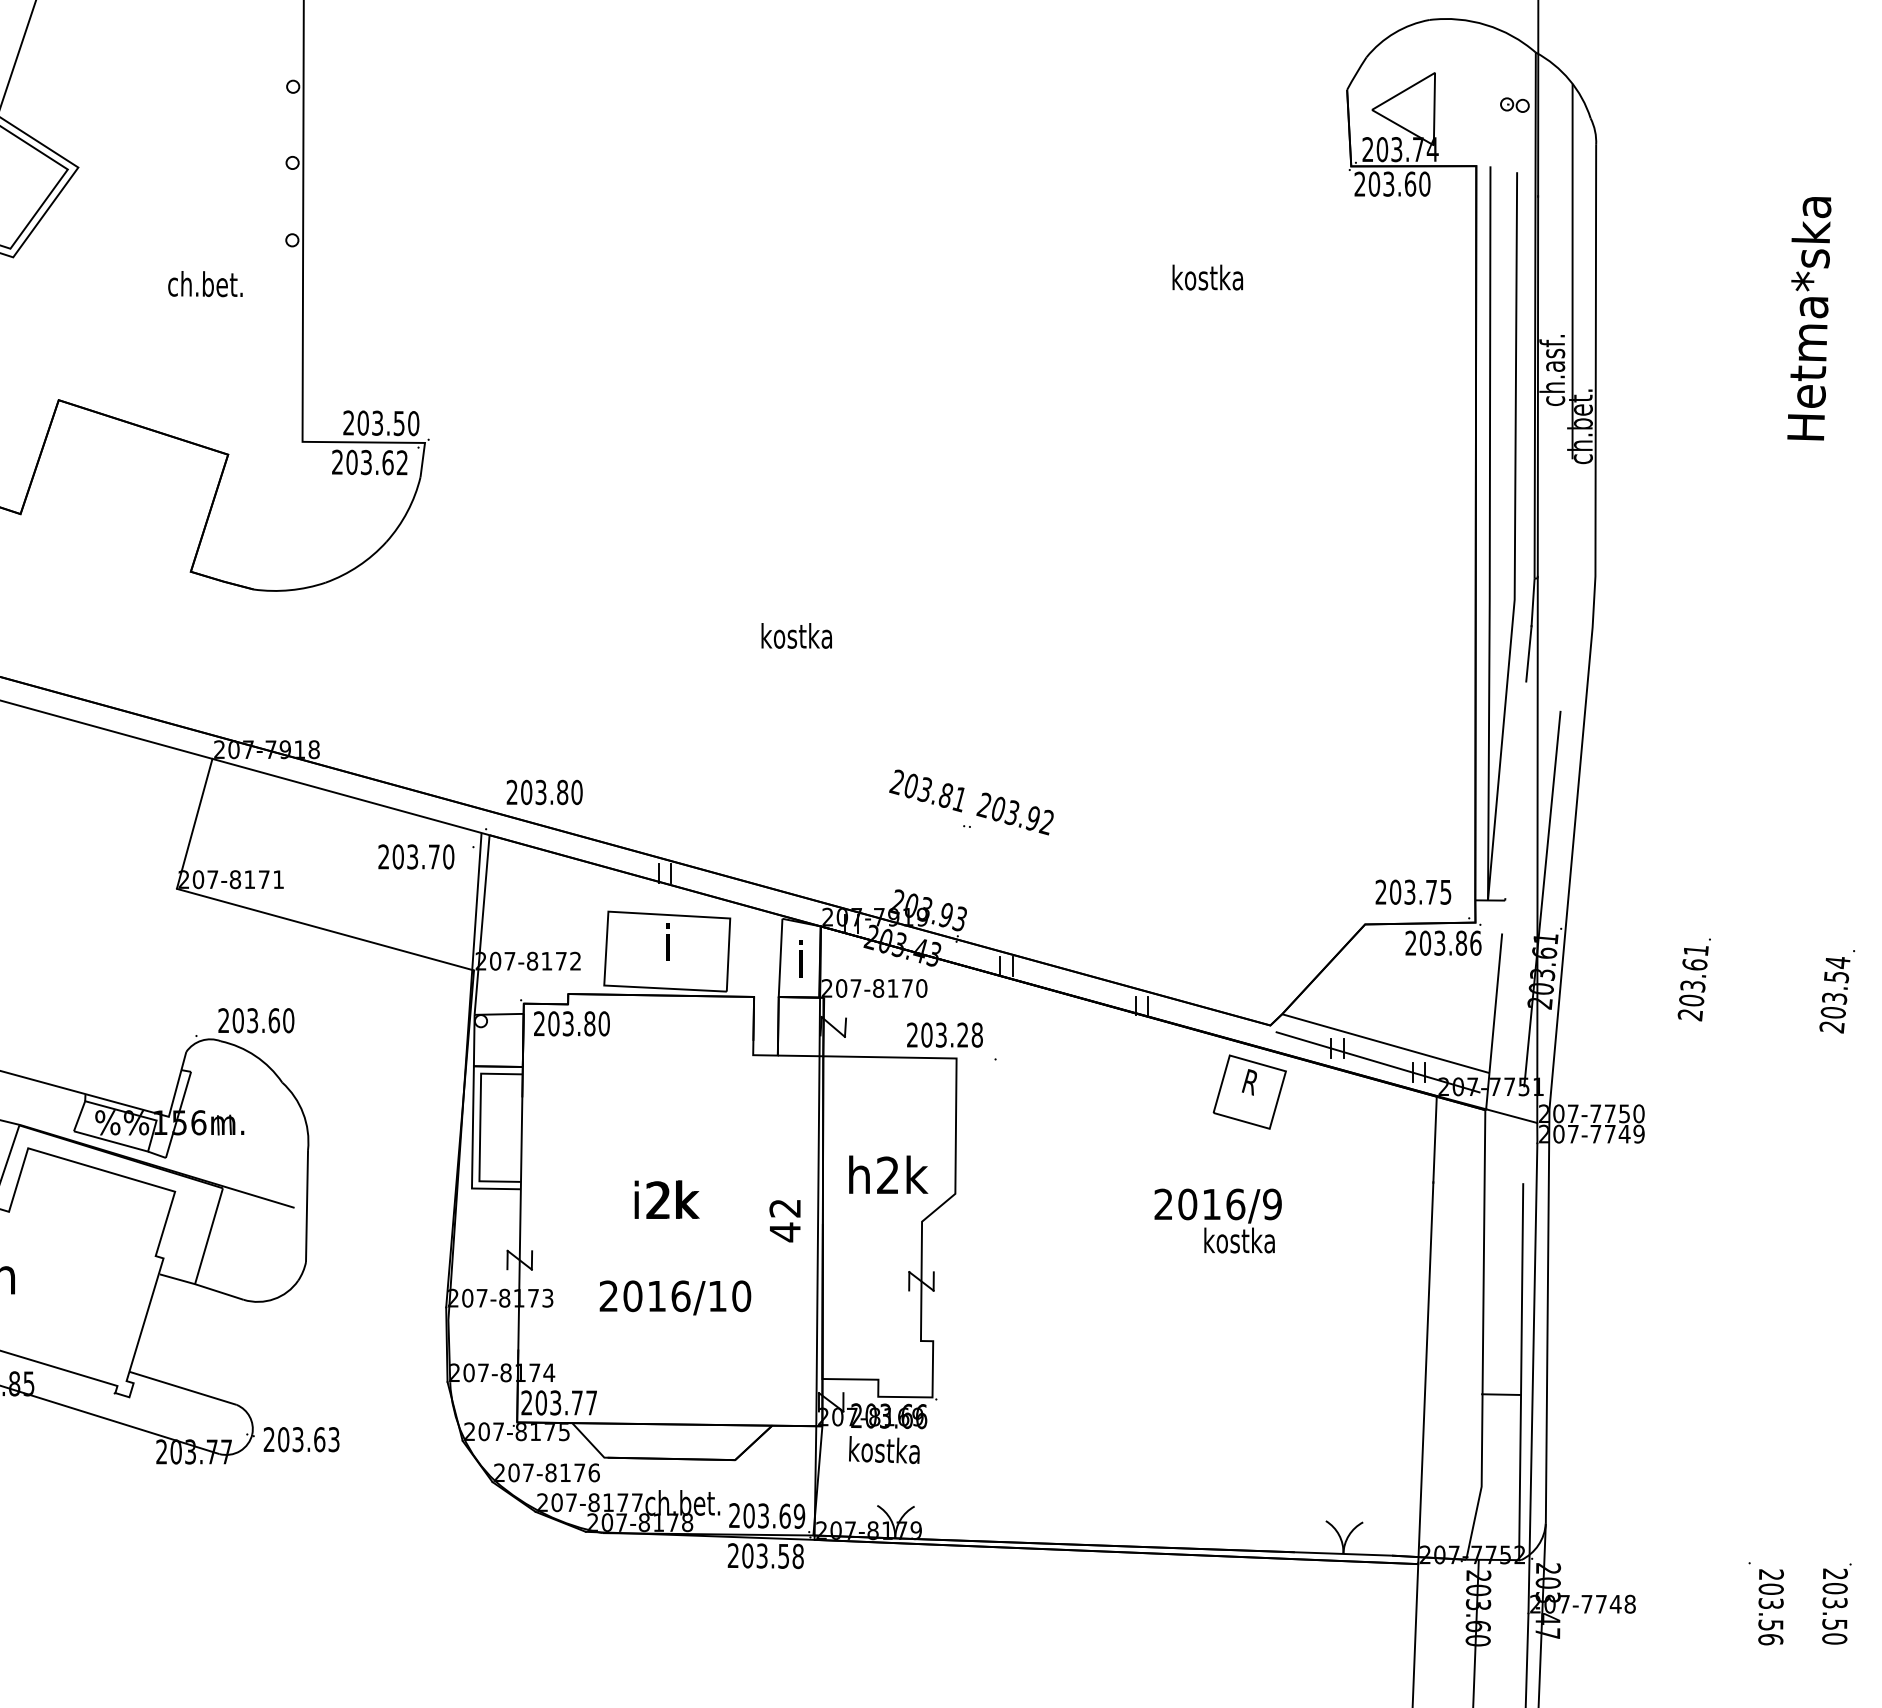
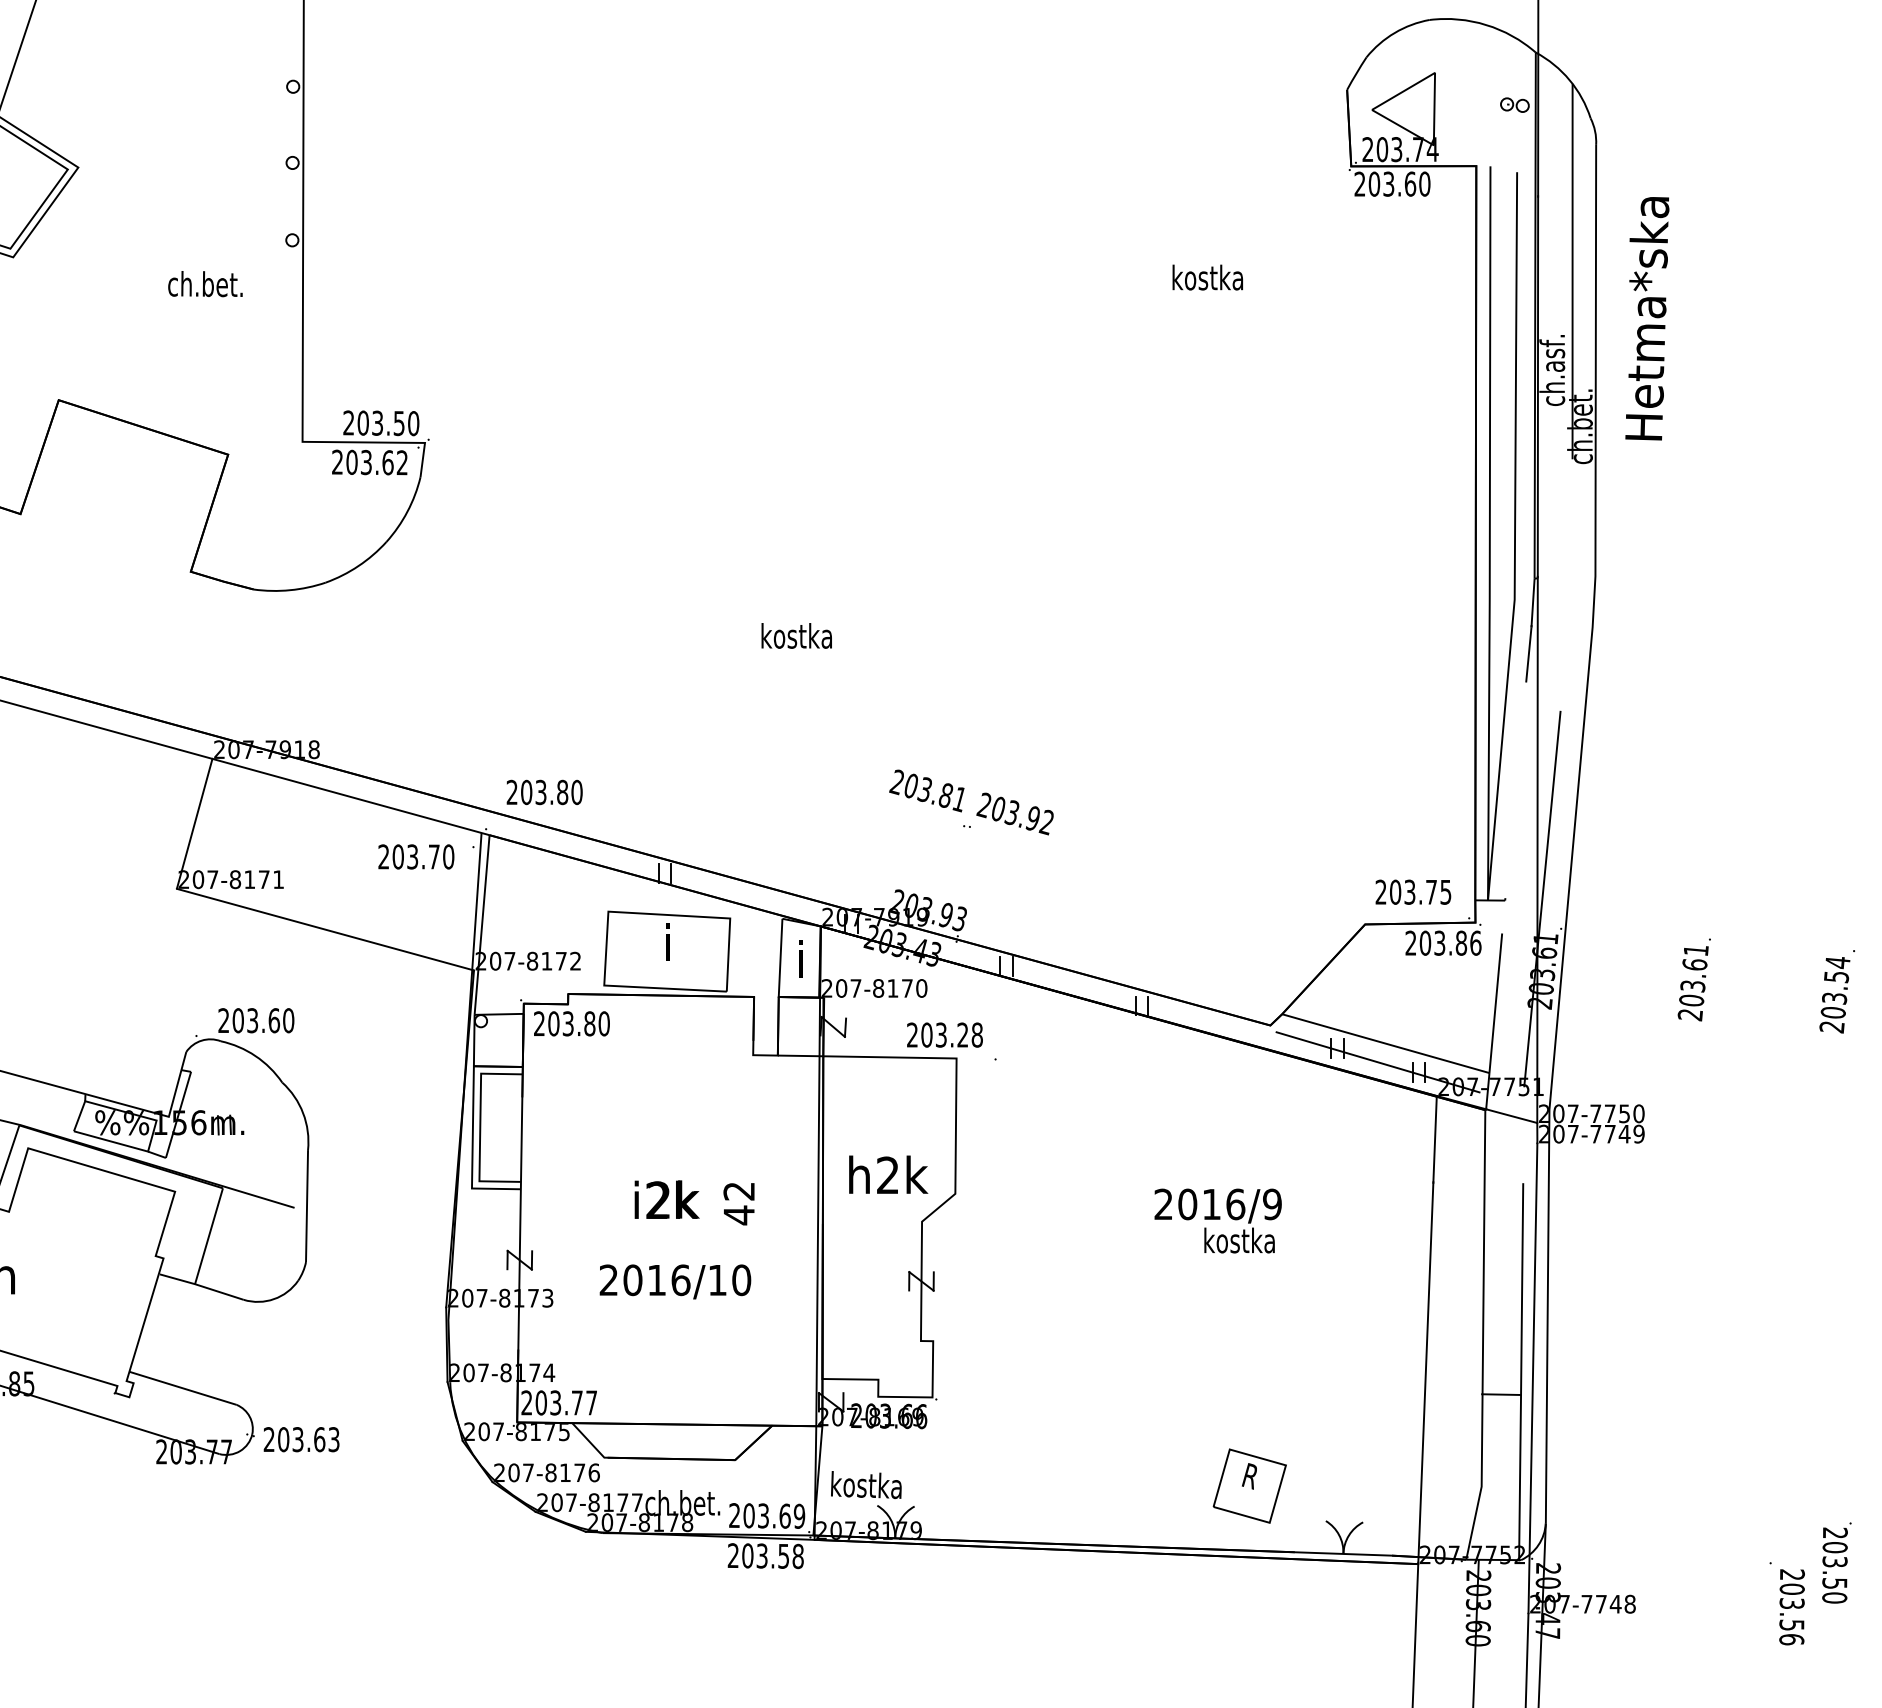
text position: (1809, 318) -> (1647, 318) (1647, 318)
part position: (1249, 1091) -> (1249, 1485) (1249, 1485)
text position: (784, 1221) -> (738, 1204) (738, 1204)
text position: (675, 1297) -> (675, 1281) (675, 1281)
text position: (884, 1450) -> (866, 1485) (866, 1485)
text position: (1765, 1603) -> (1786, 1603) (1786, 1603)
text position: (1836, 1603) -> (1836, 1562) (1836, 1562)
